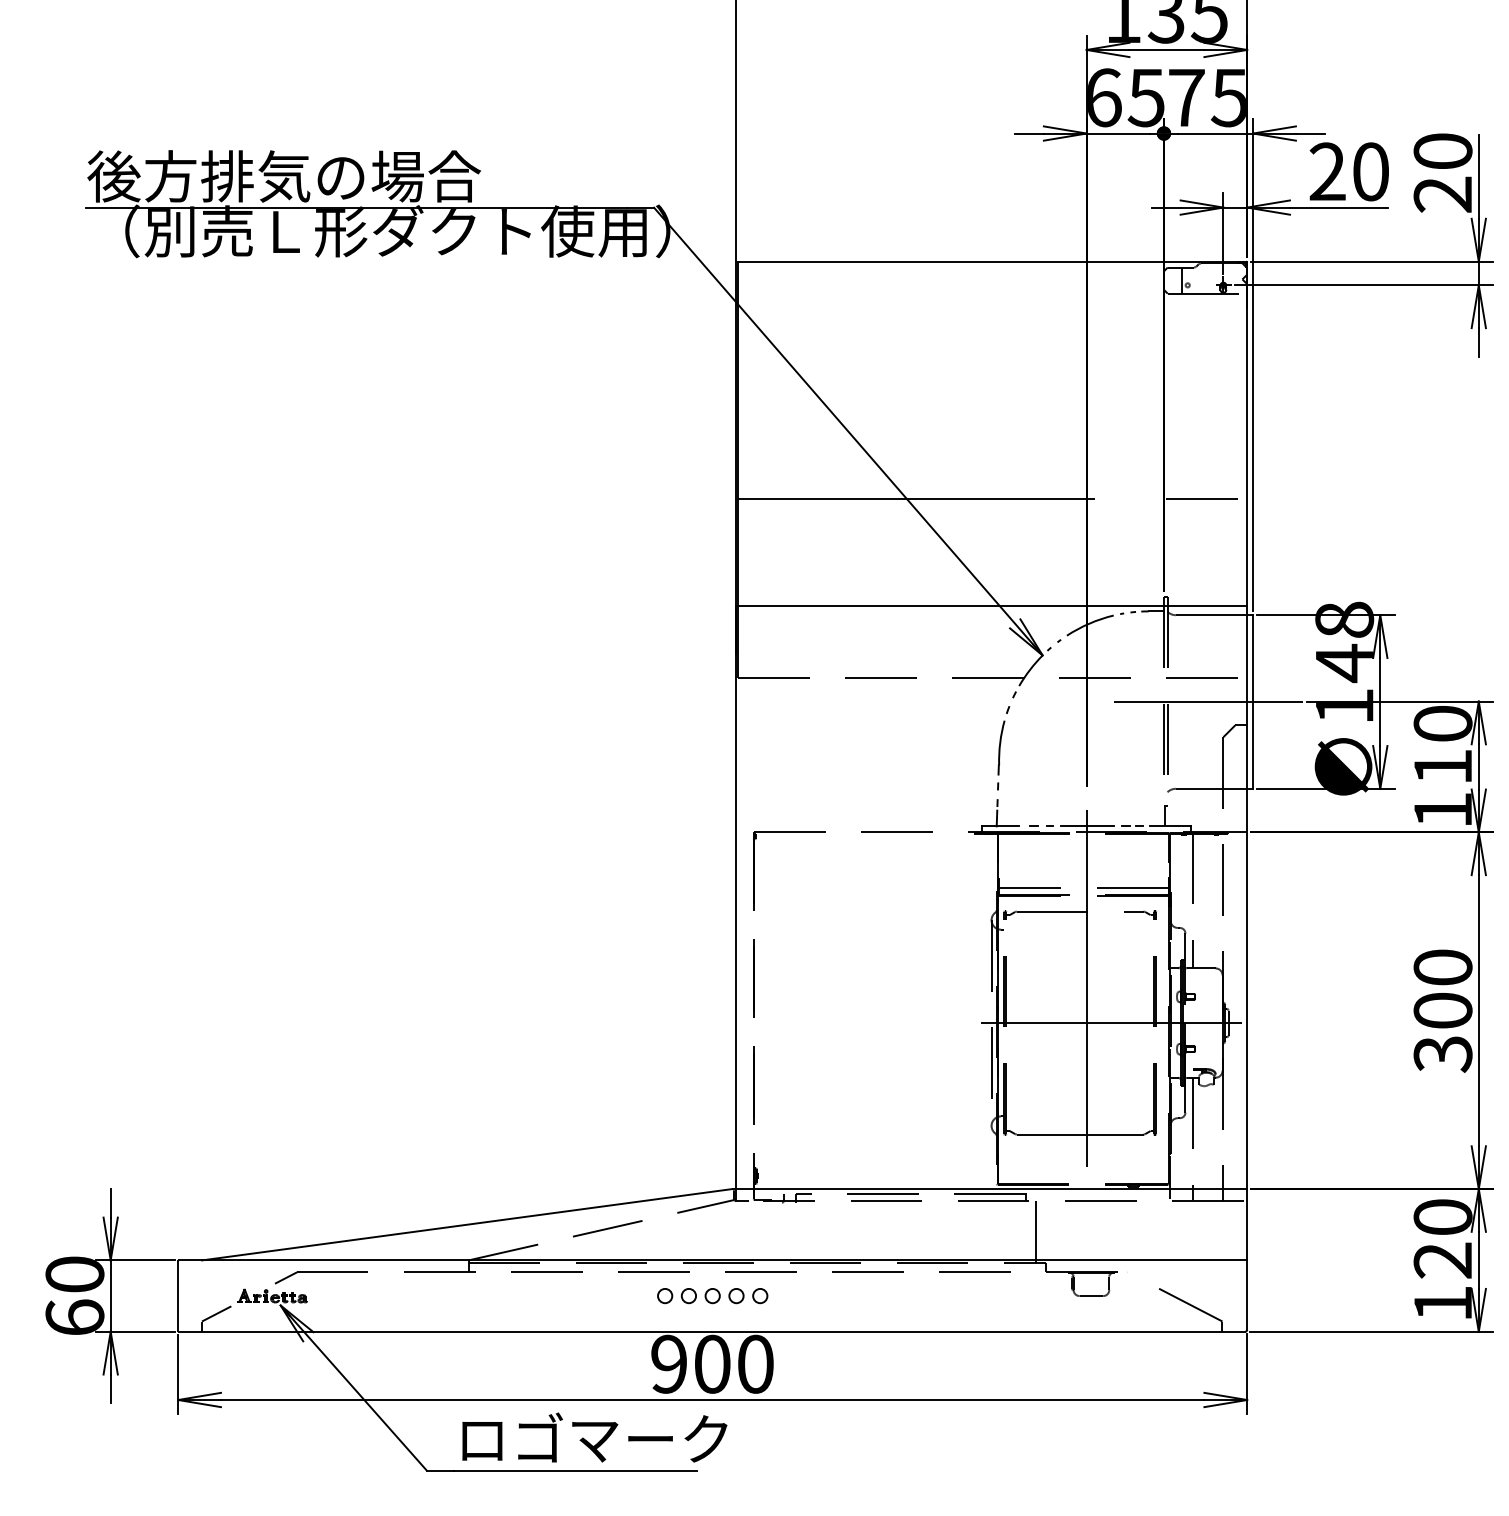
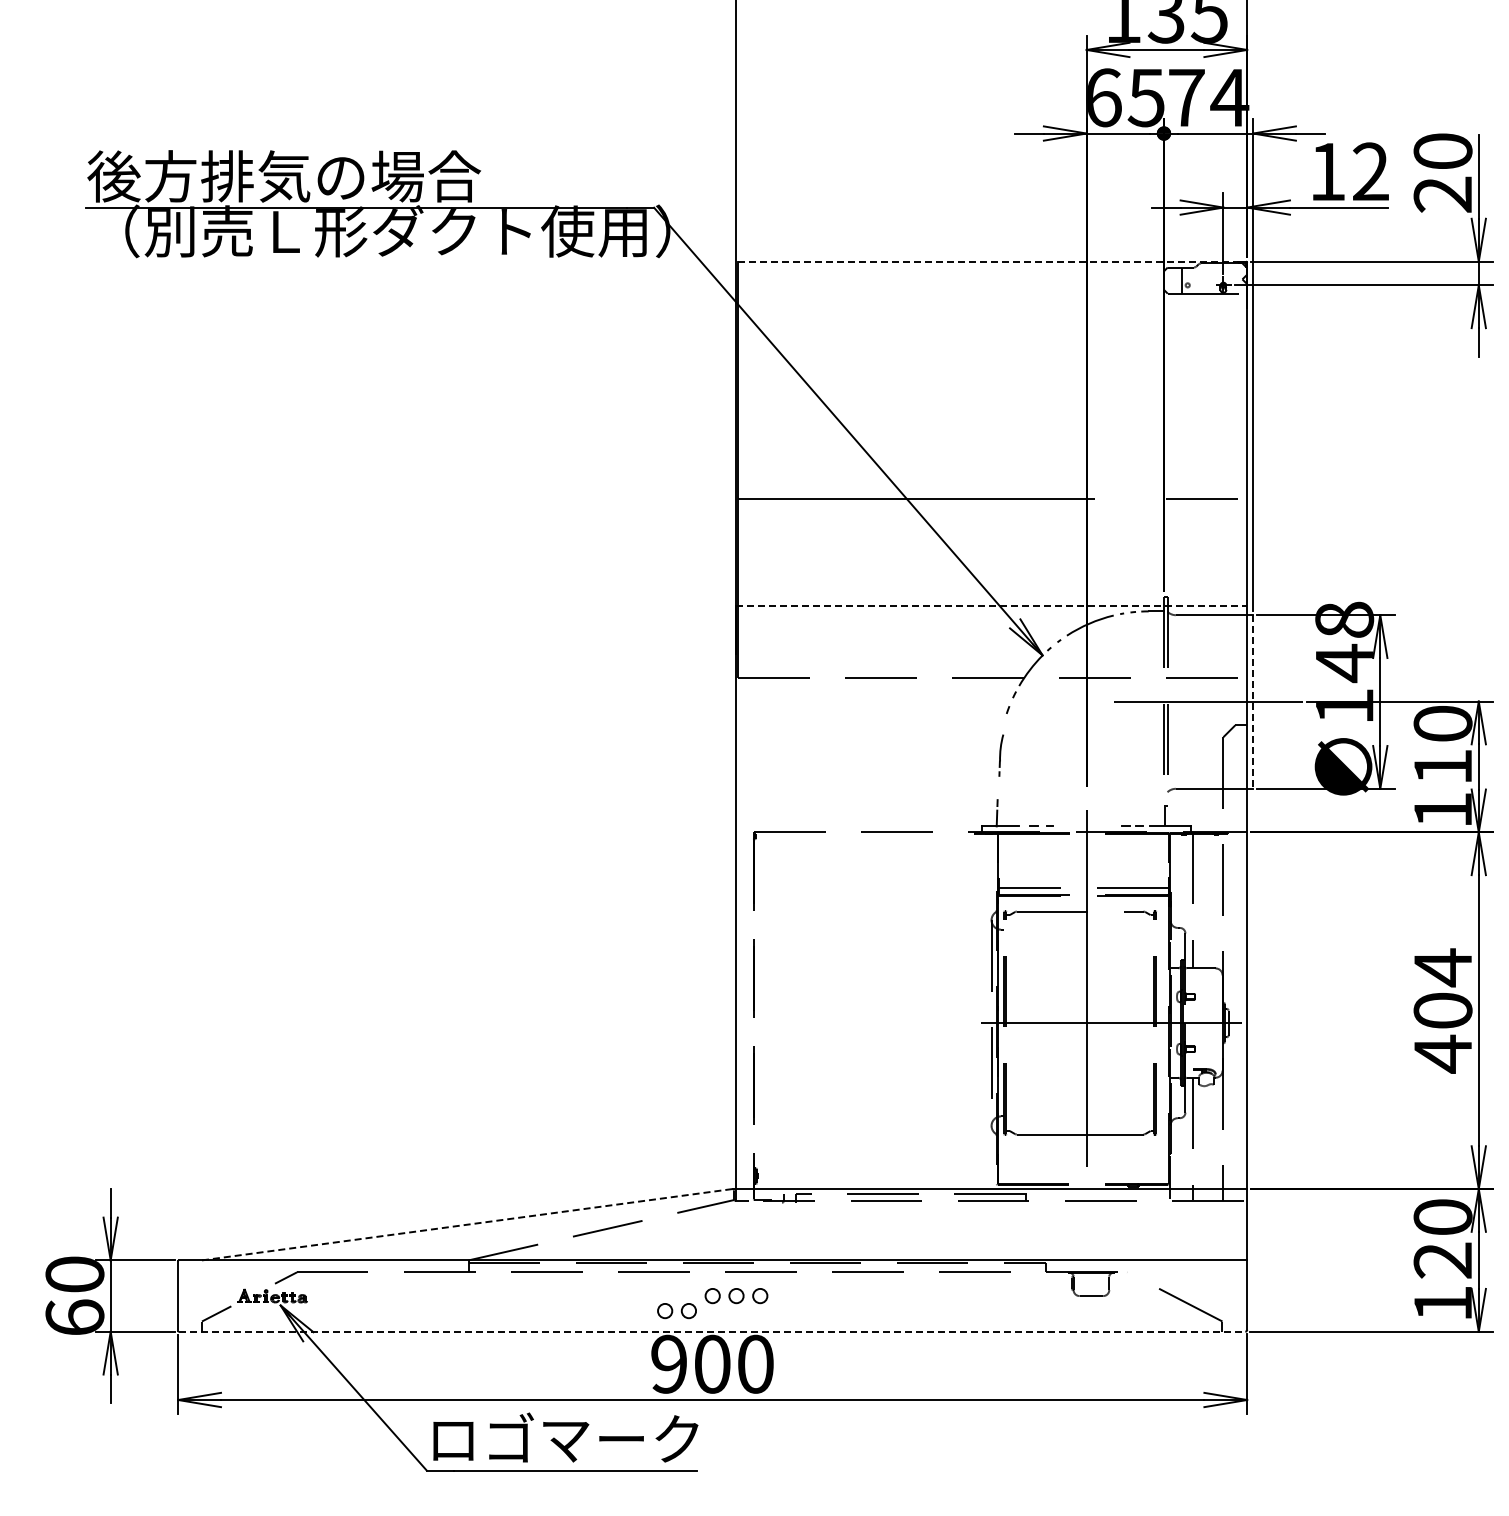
text: 75 -> 74 (1229, 98)
text: 20 -> 12 (1348, 171)
line: solid -> dashed (993, 261)
line: solid -> dashed (991, 606)
line: solid -> dashed (1253, 702)
part size: 9x71 px -> 7x43 px (1001, 755)
line: present -> none (1087, 826)
text: 300 -> 404 (1442, 1010)
line: solid -> dashed (467, 1224)
line: present -> none (1035, 1231)
part position: (676, 1296) -> (676, 1311) (676, 1311)
line: solid -> dashed (712, 1331)
text position: (594, 1437) -> (565, 1437) (565, 1437)
